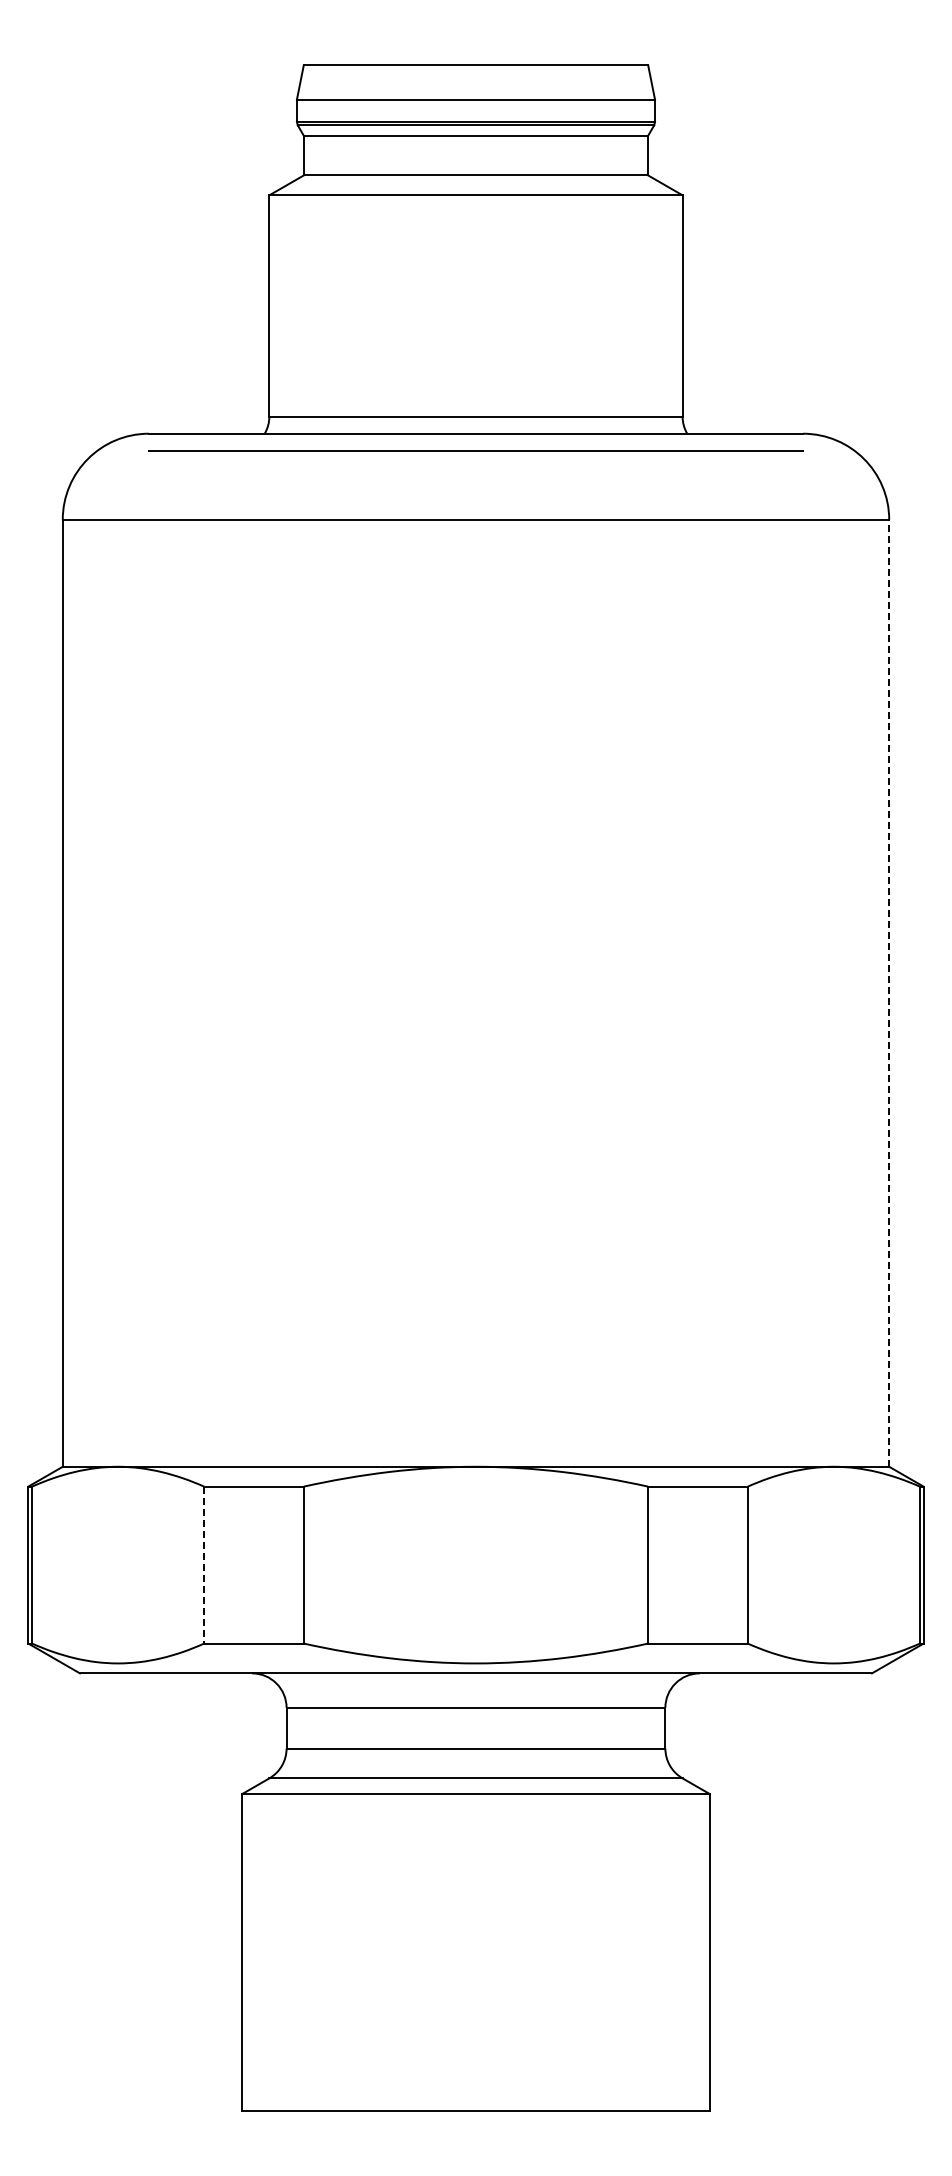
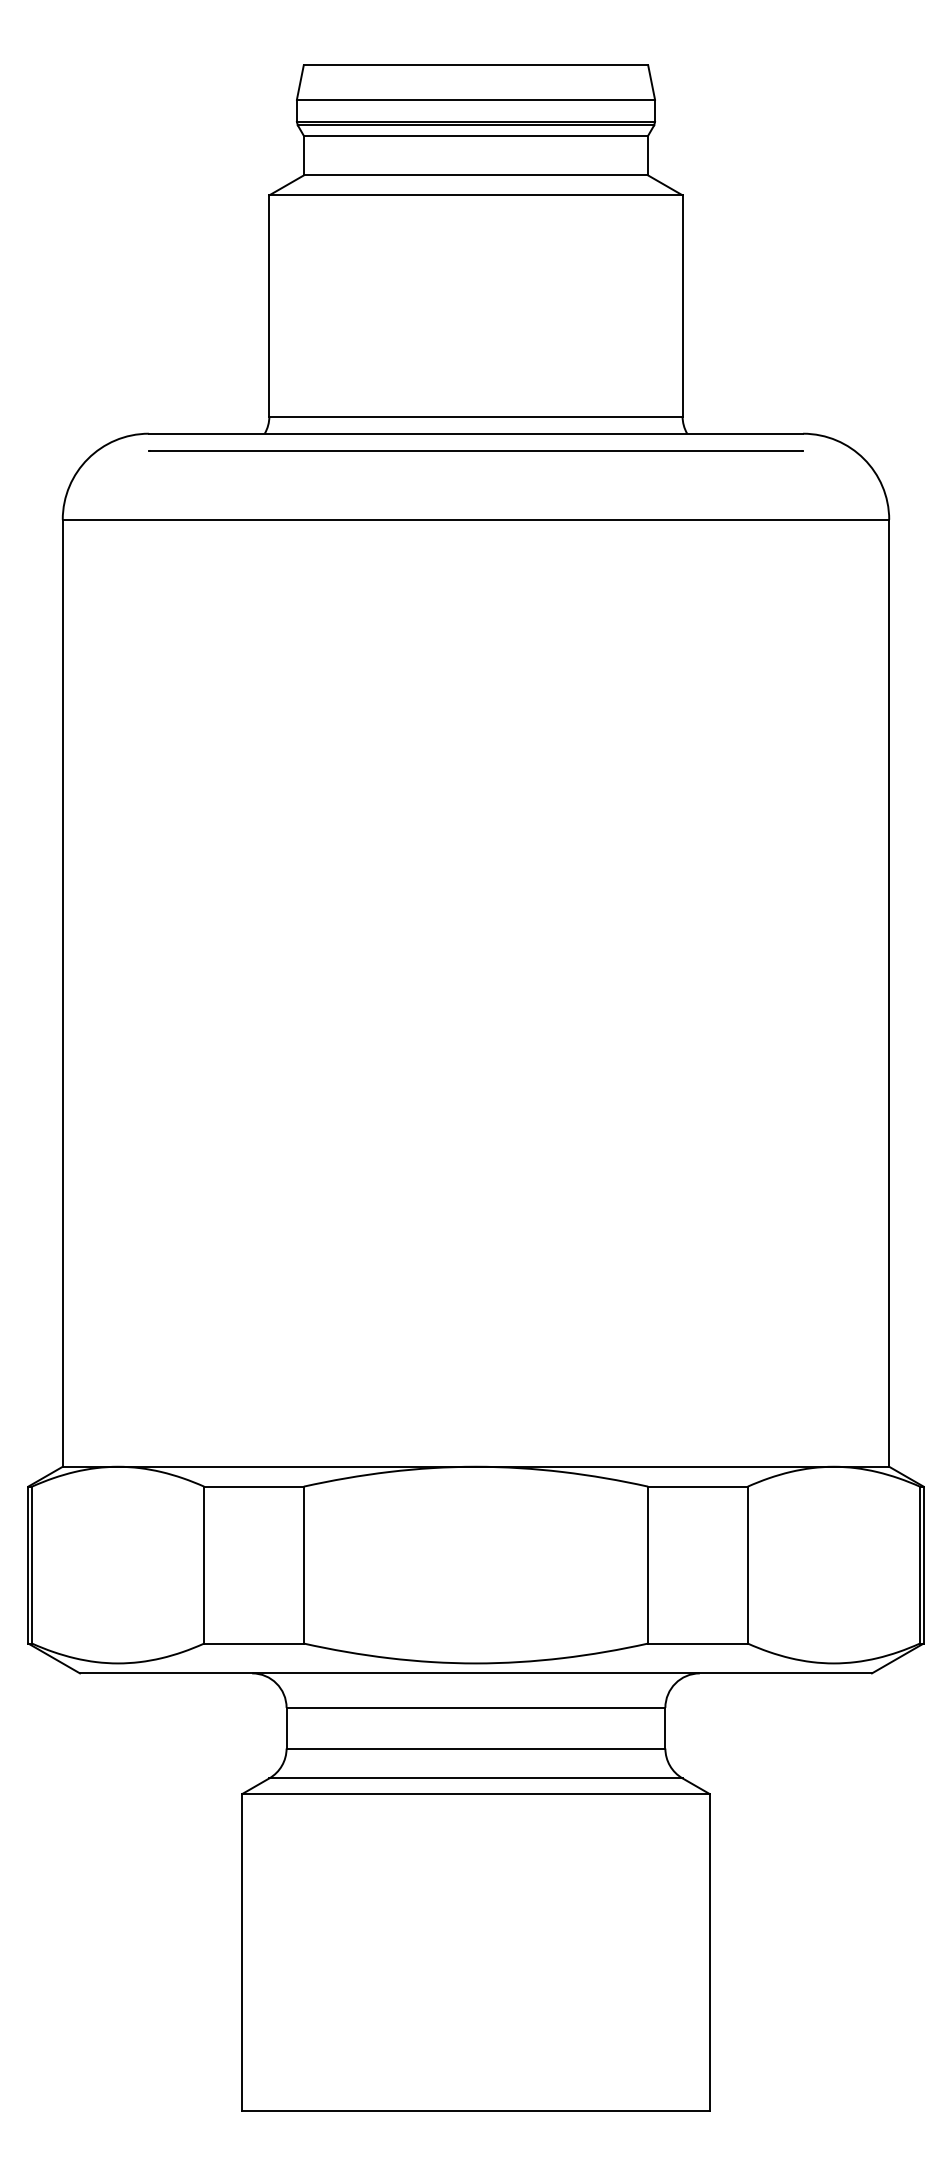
line: dashed -> solid (889, 992)
line: dashed -> solid (204, 1565)
